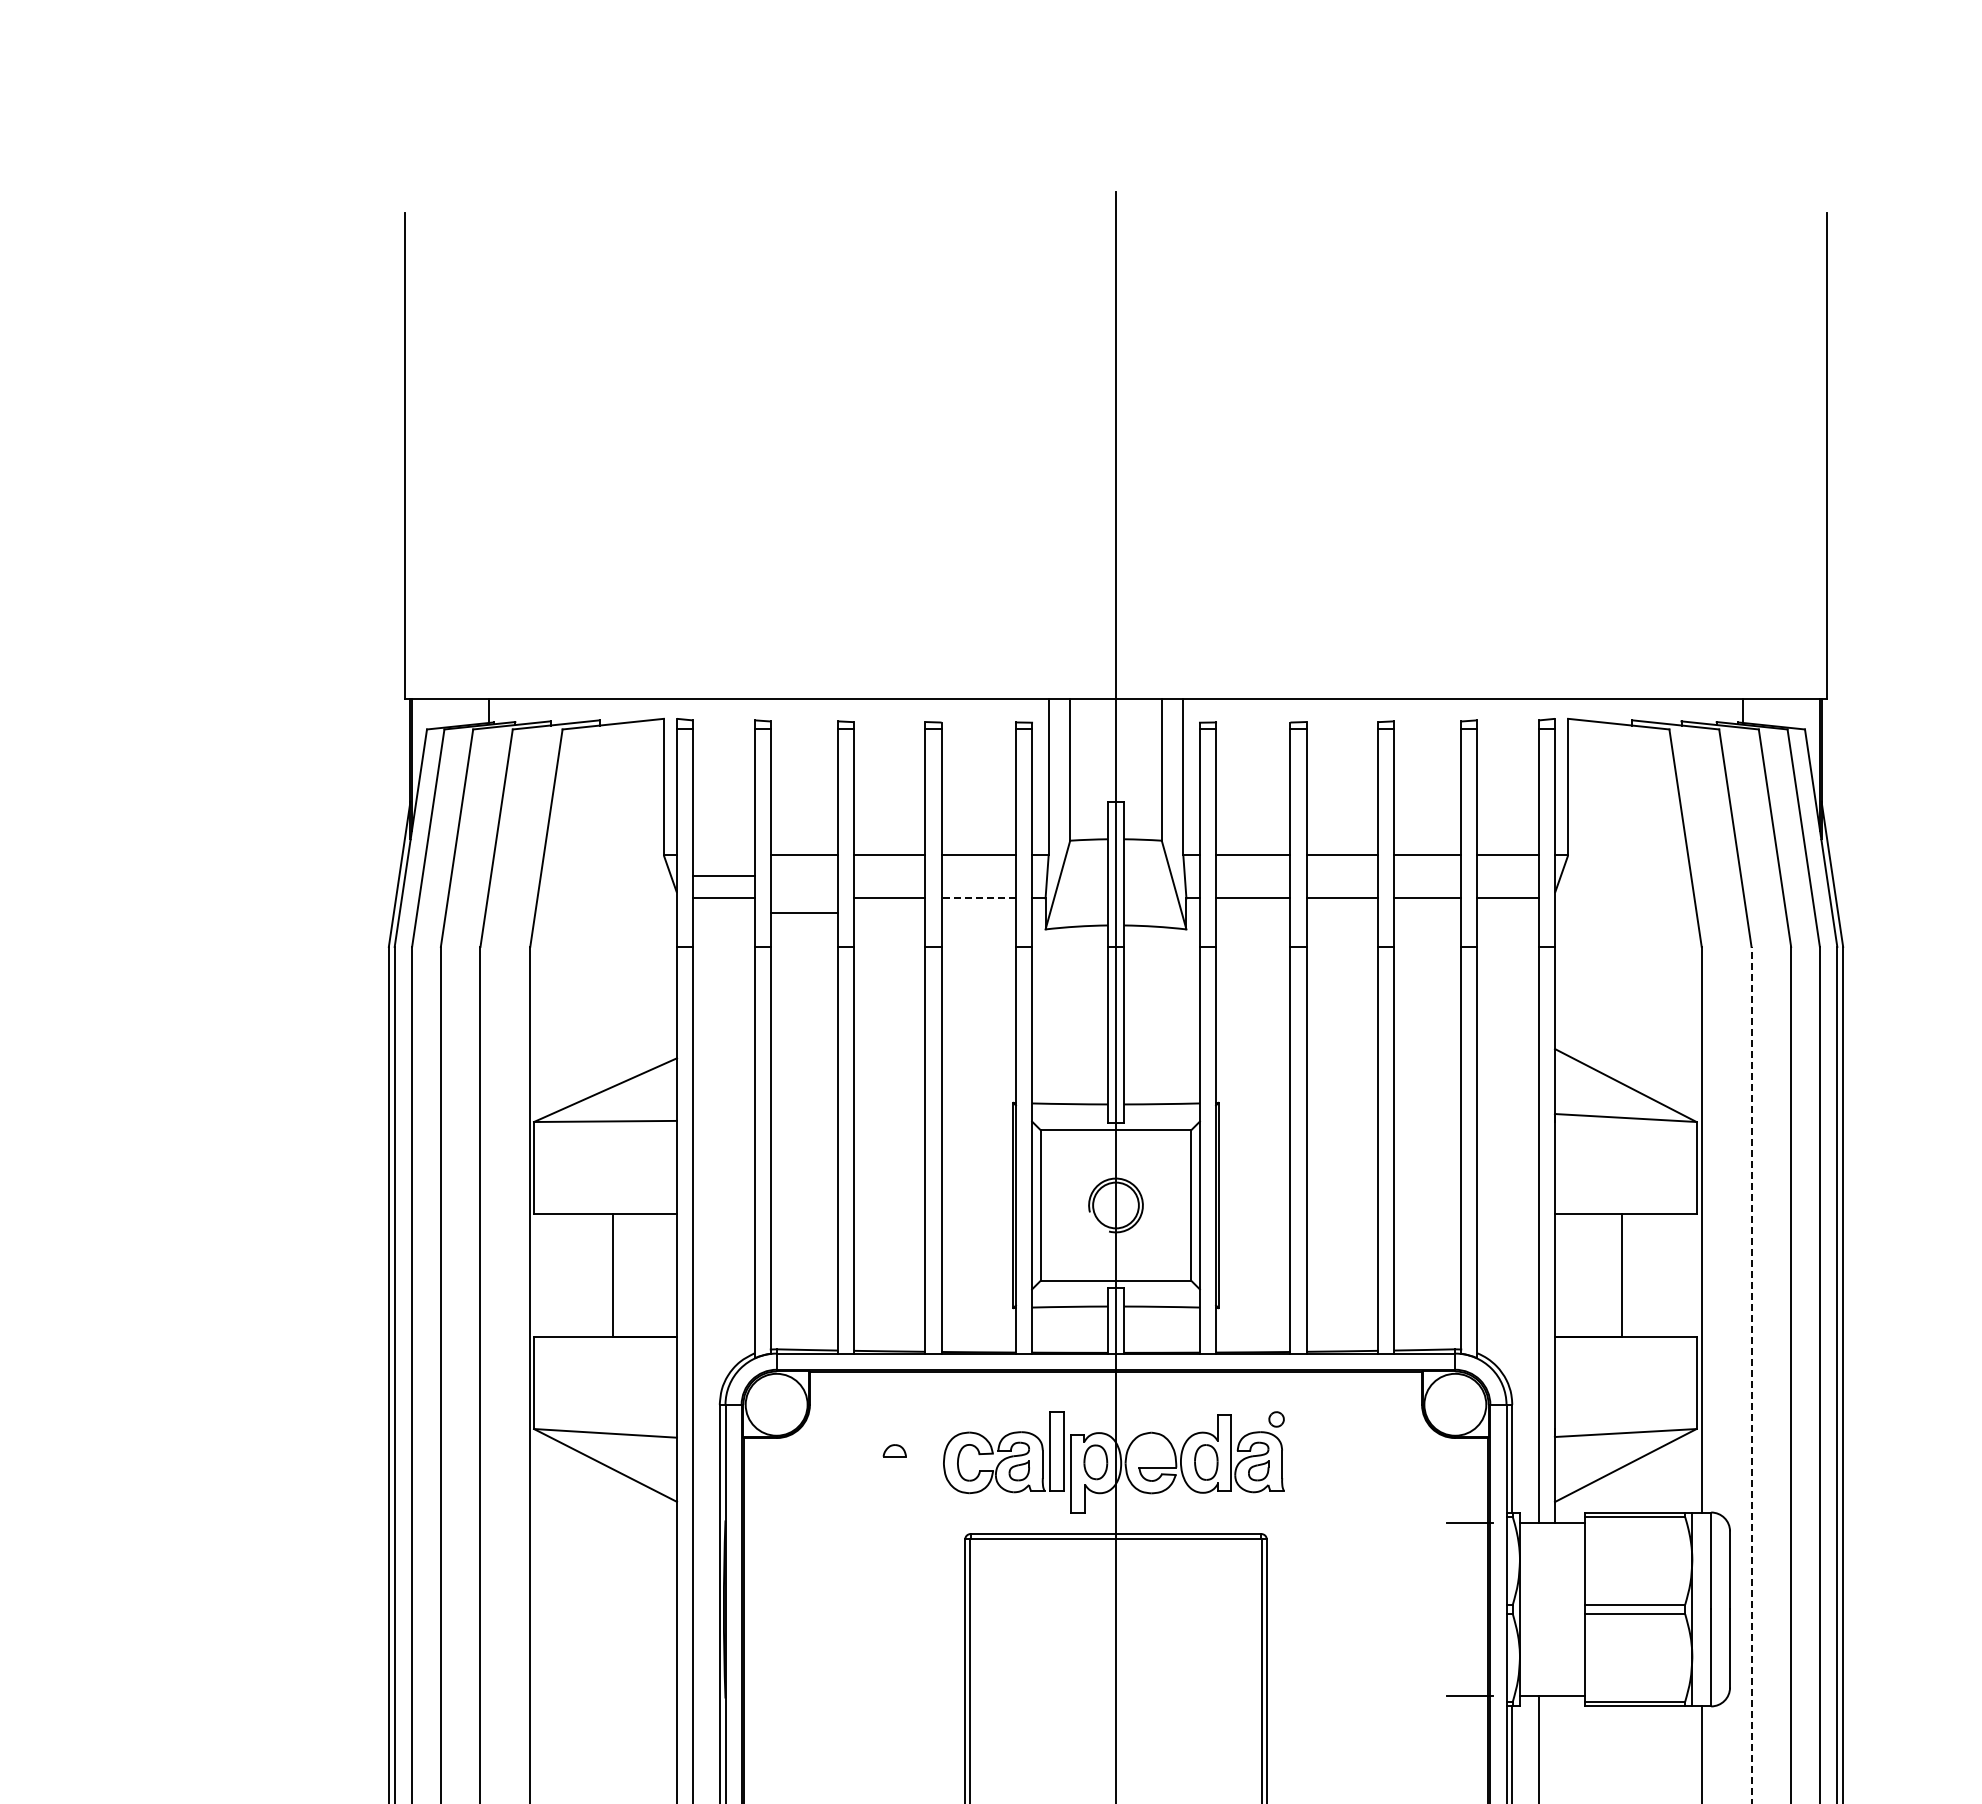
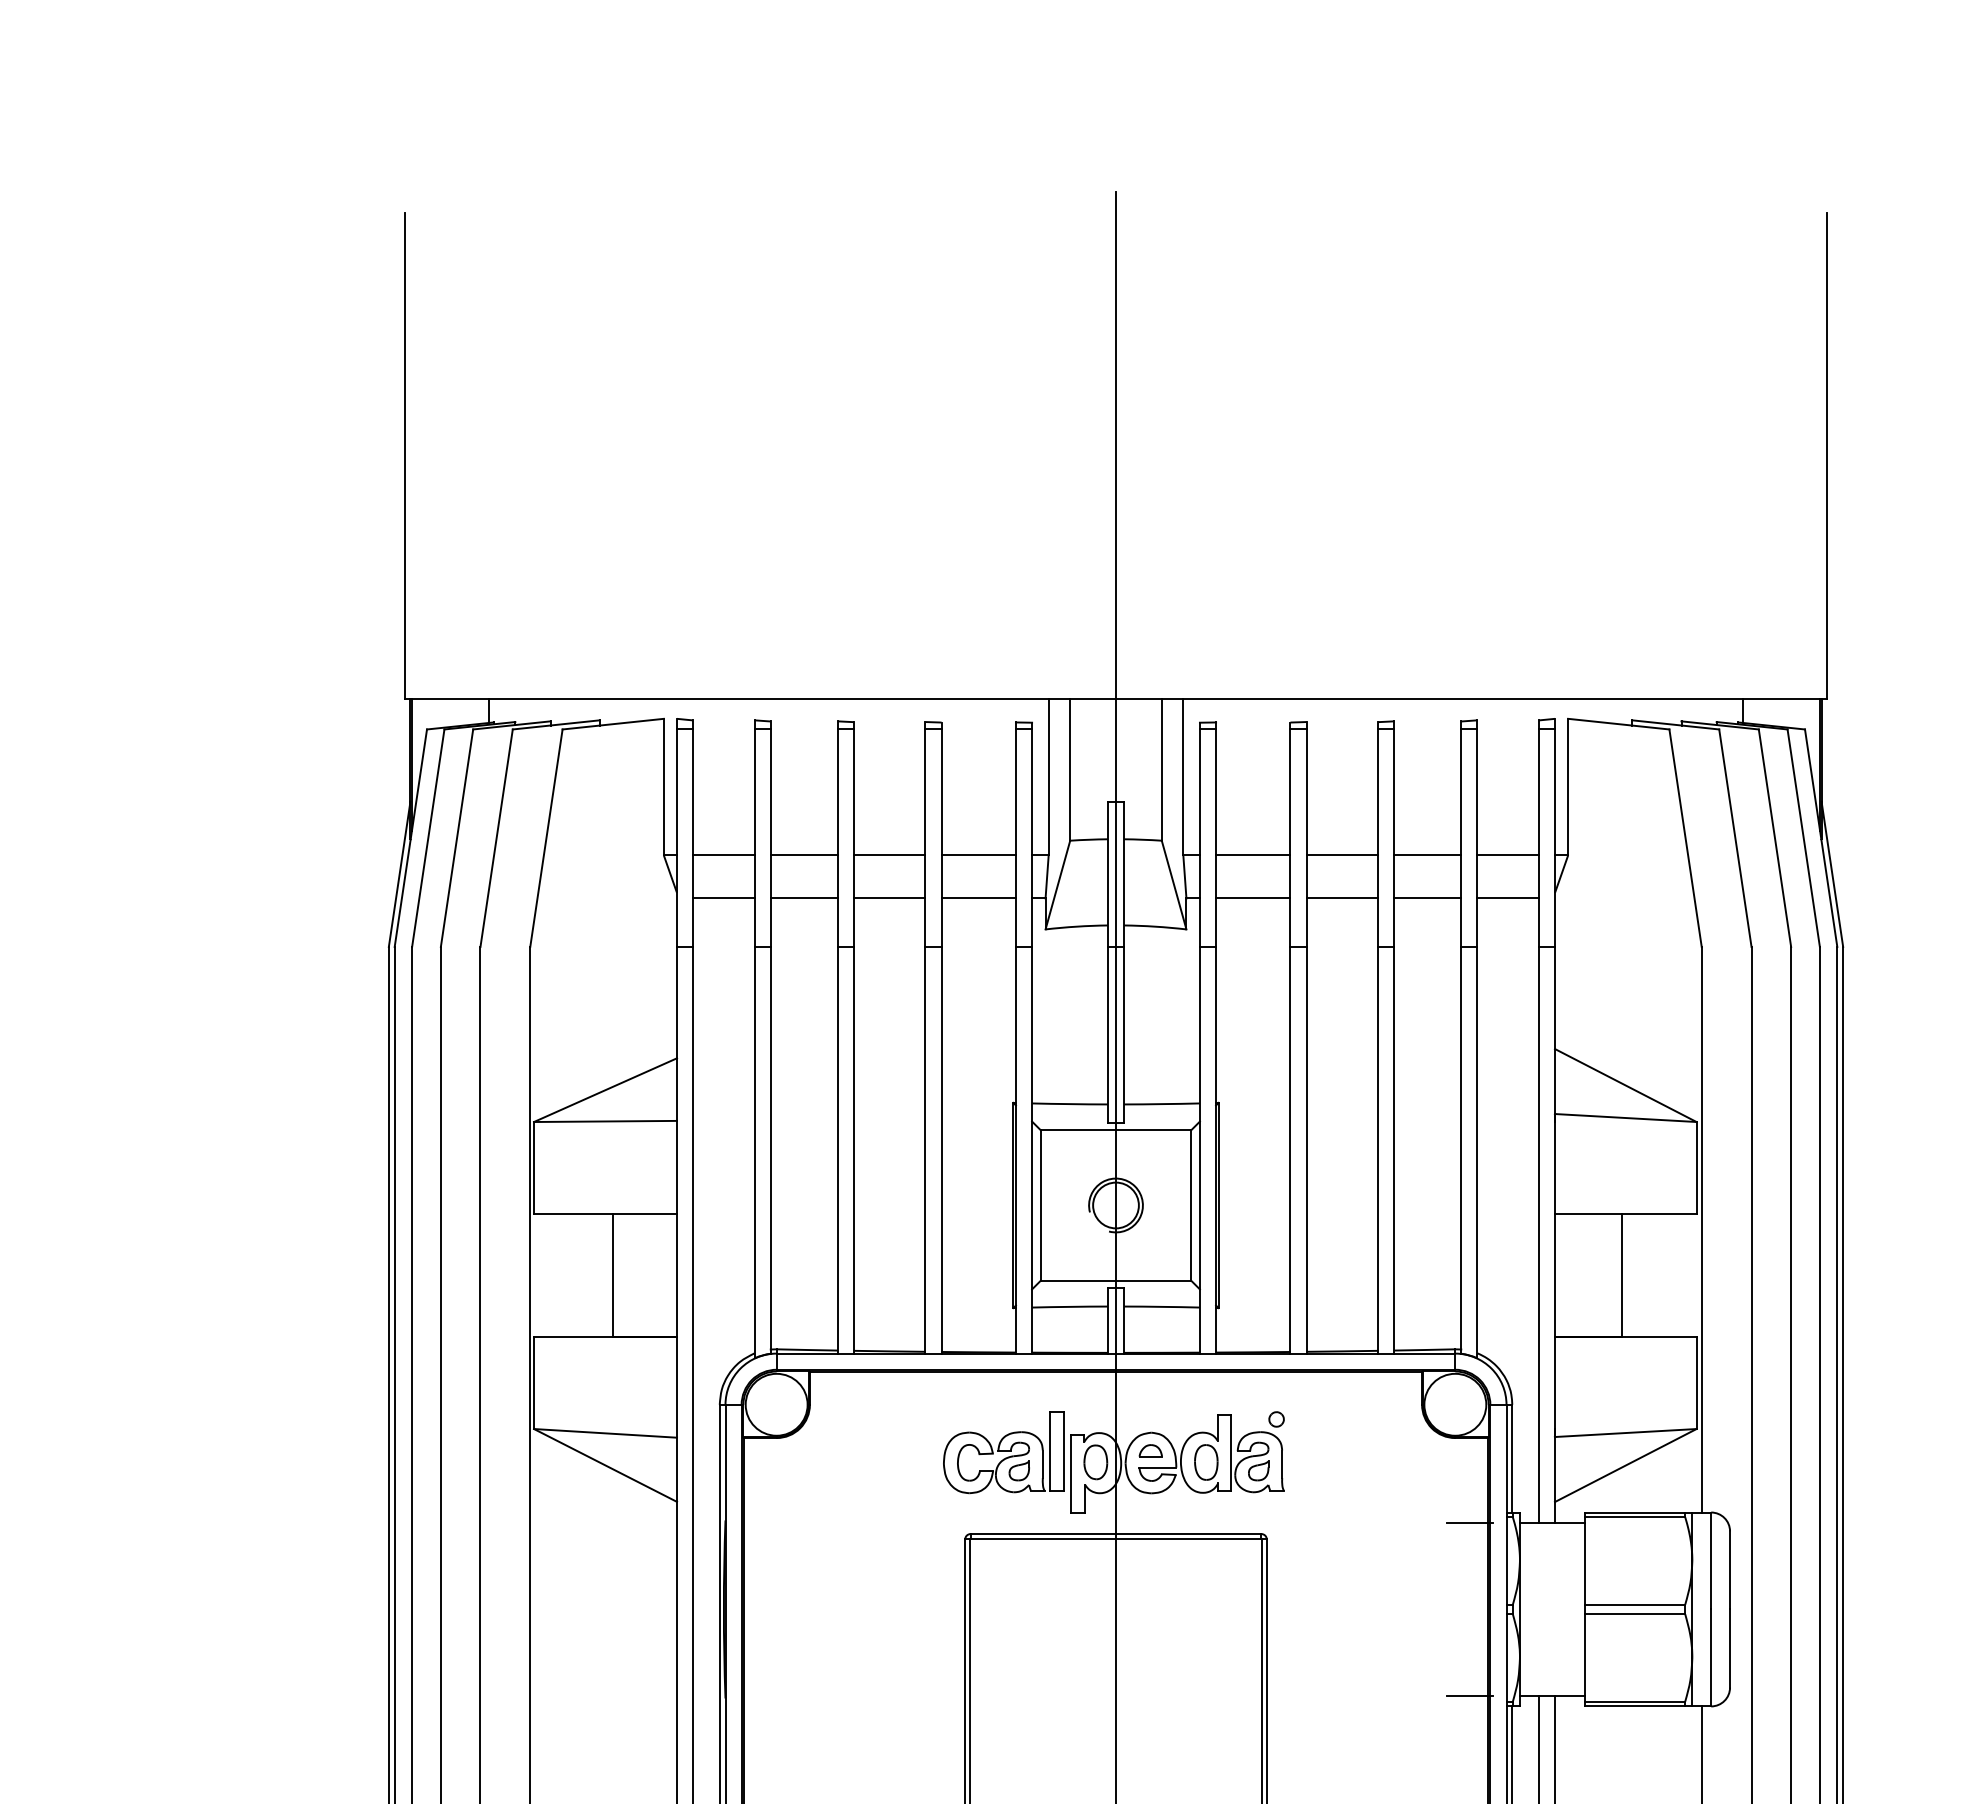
line position: (723, 876) -> (723, 855) (723, 855)
line: dashed -> solid (978, 898)
line position: (803, 913) -> (803, 898) (803, 898)
line: dashed -> solid (1751, 1374)
part position: (894, 1450) -> (1150, 1450) (1150, 1450)
line: none -> present (1555, 1747)
